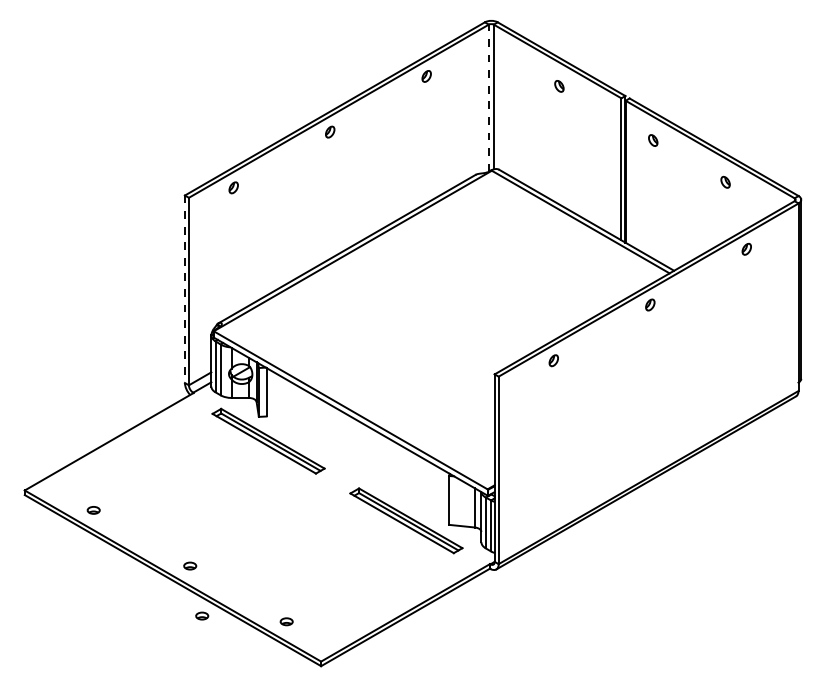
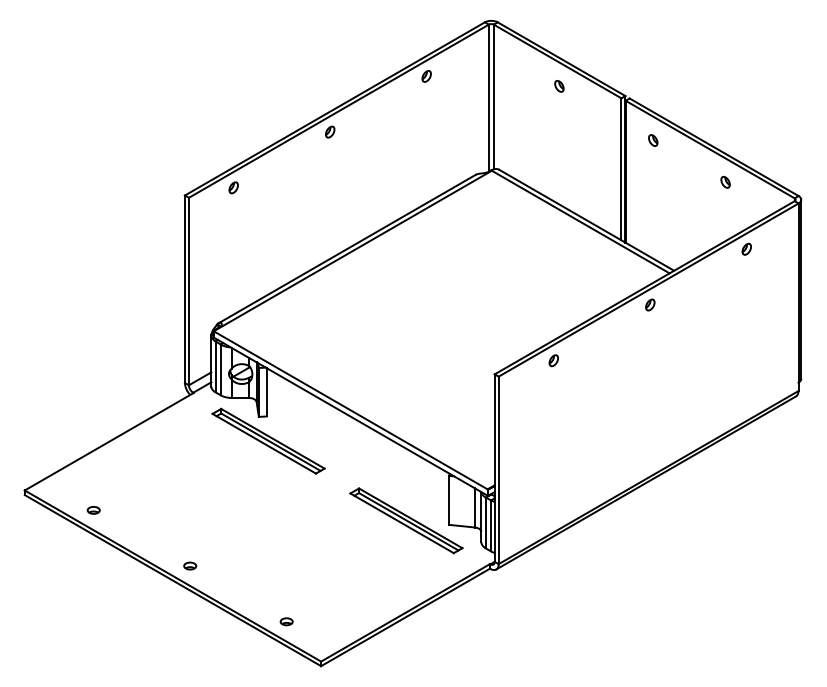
line: dashed -> solid (488, 97)
line: dashed -> solid (184, 289)
part: present -> none (202, 615)
